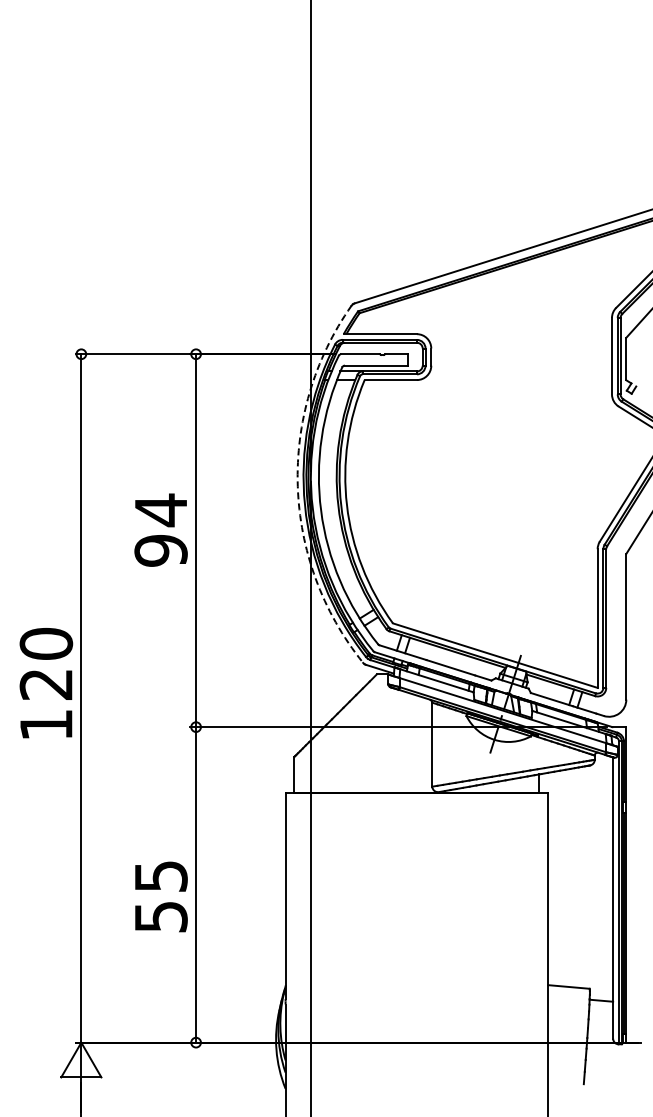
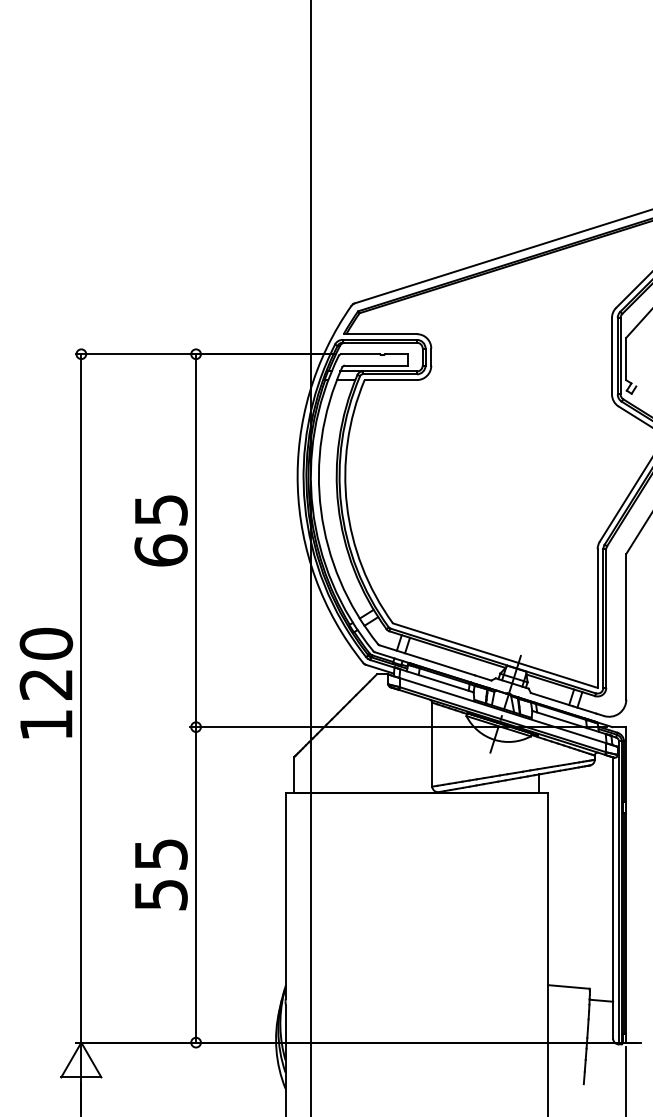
arc: dashed -> solid (297, 486)
text: 94 -> 65 (160, 529)
text position: (161, 896) -> (161, 874) (161, 874)
line: none -> present (626, 1079)
